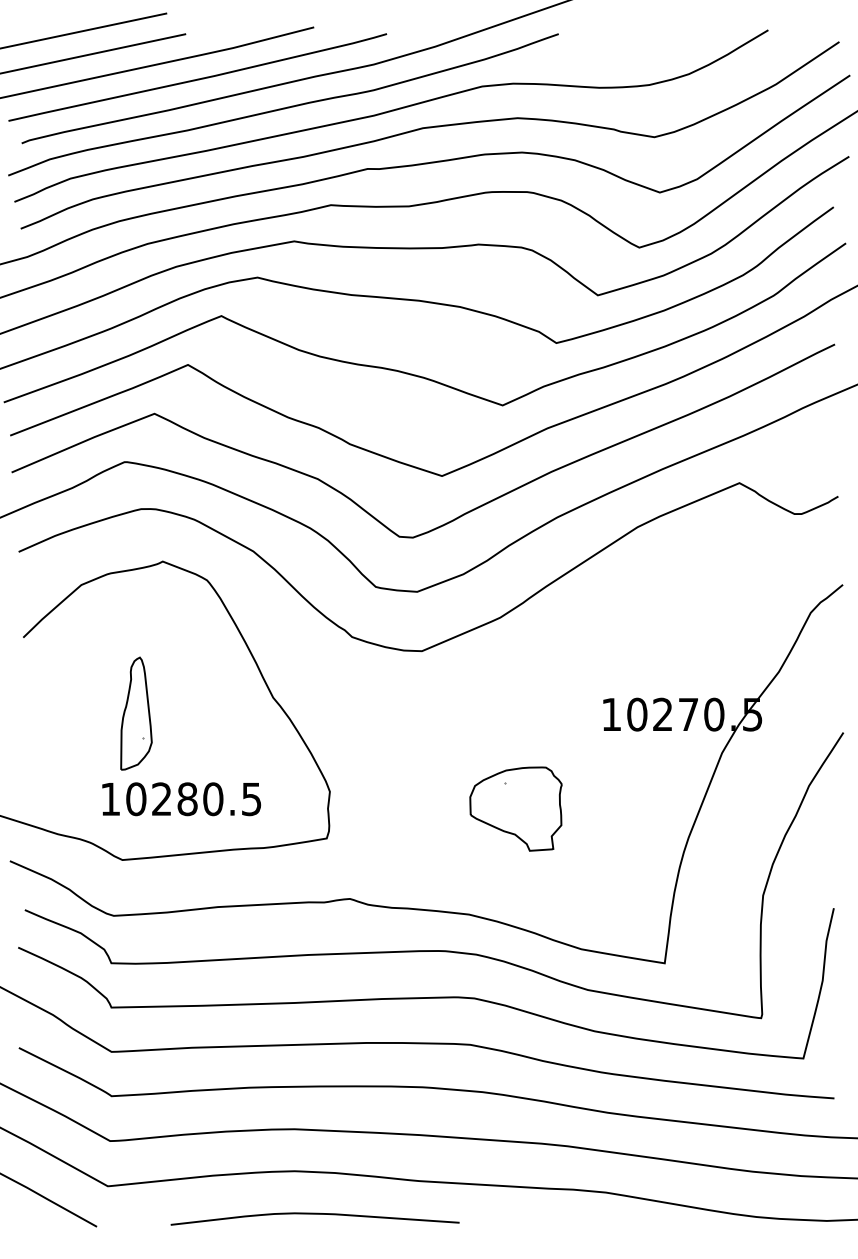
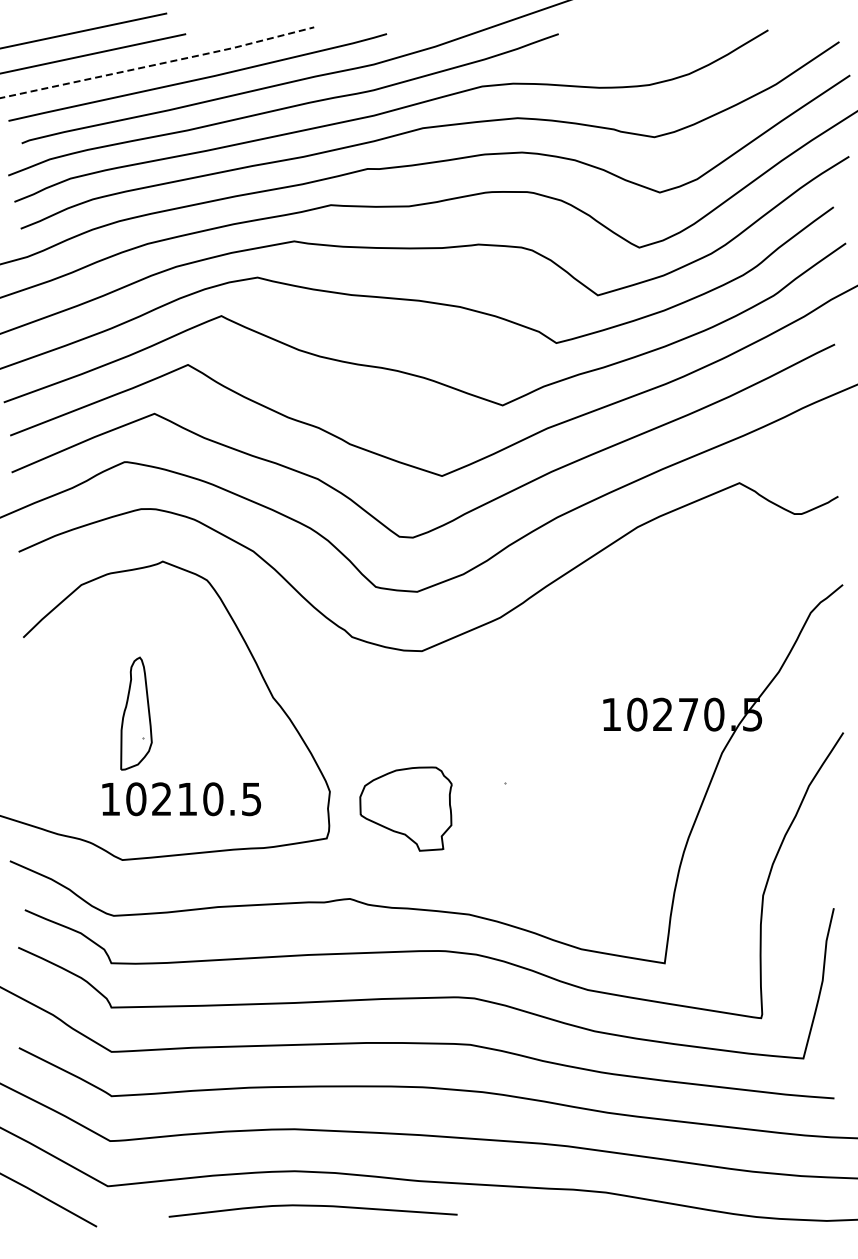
line: solid -> dashed (159, 64)
text: 10280.5 -> 10210.5 (187, 799)
part position: (515, 808) -> (405, 808) (405, 808)
curve position: (314, 1214) -> (312, 1206) (312, 1206)
